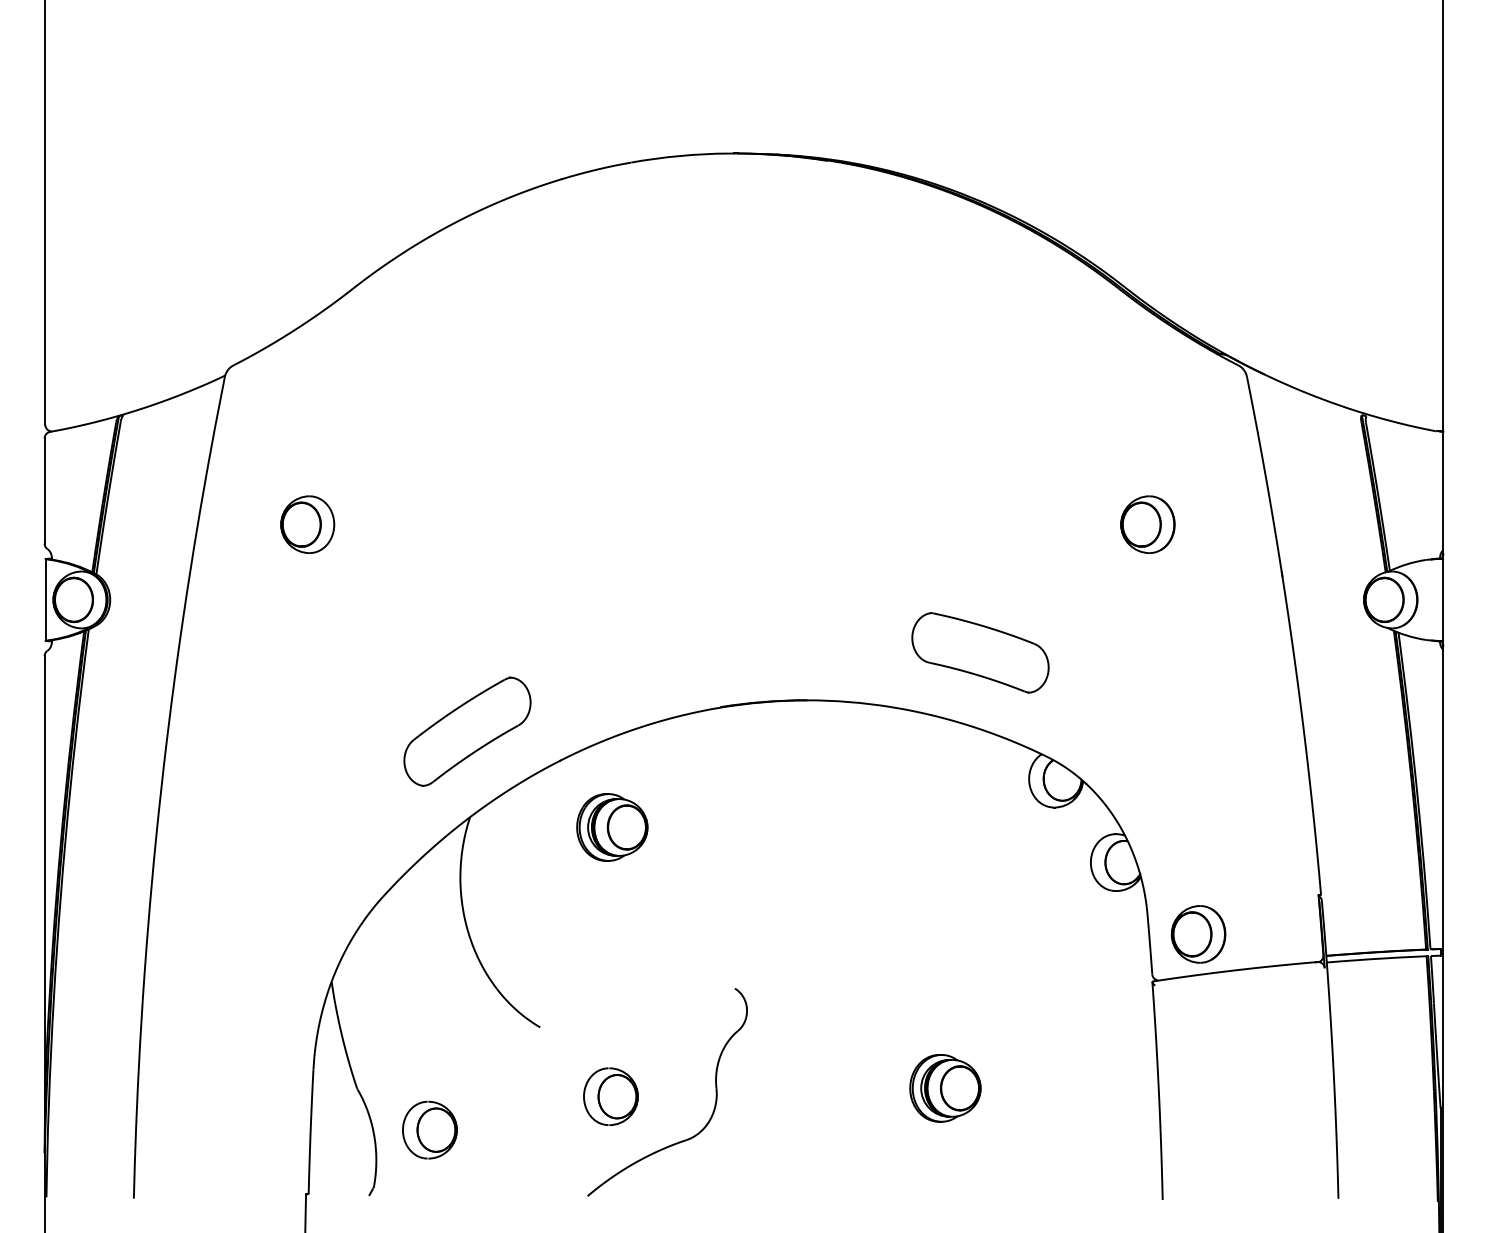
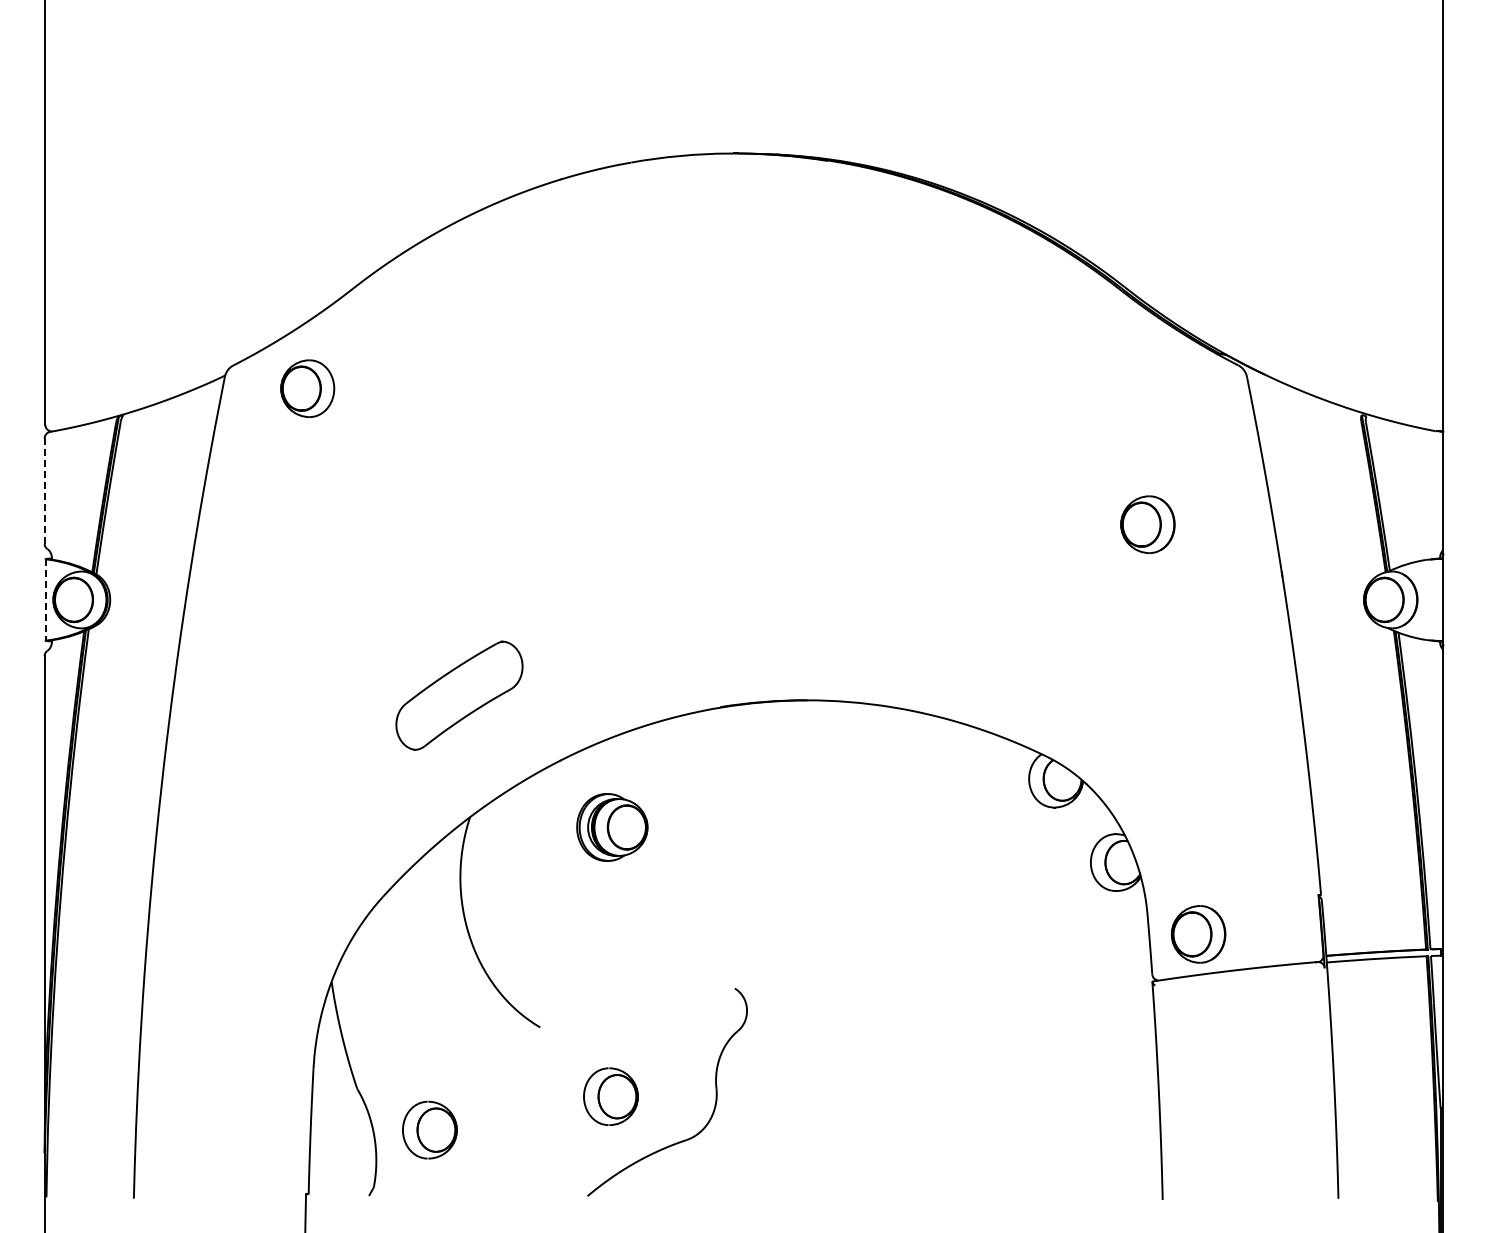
line: solid -> dashed (44, 491)
part position: (307, 524) -> (307, 388) (307, 388)
line: solid -> dashed (45, 599)
part: present -> none (980, 652)
part position: (467, 731) -> (459, 695) (459, 695)
part: present -> none (945, 1088)
